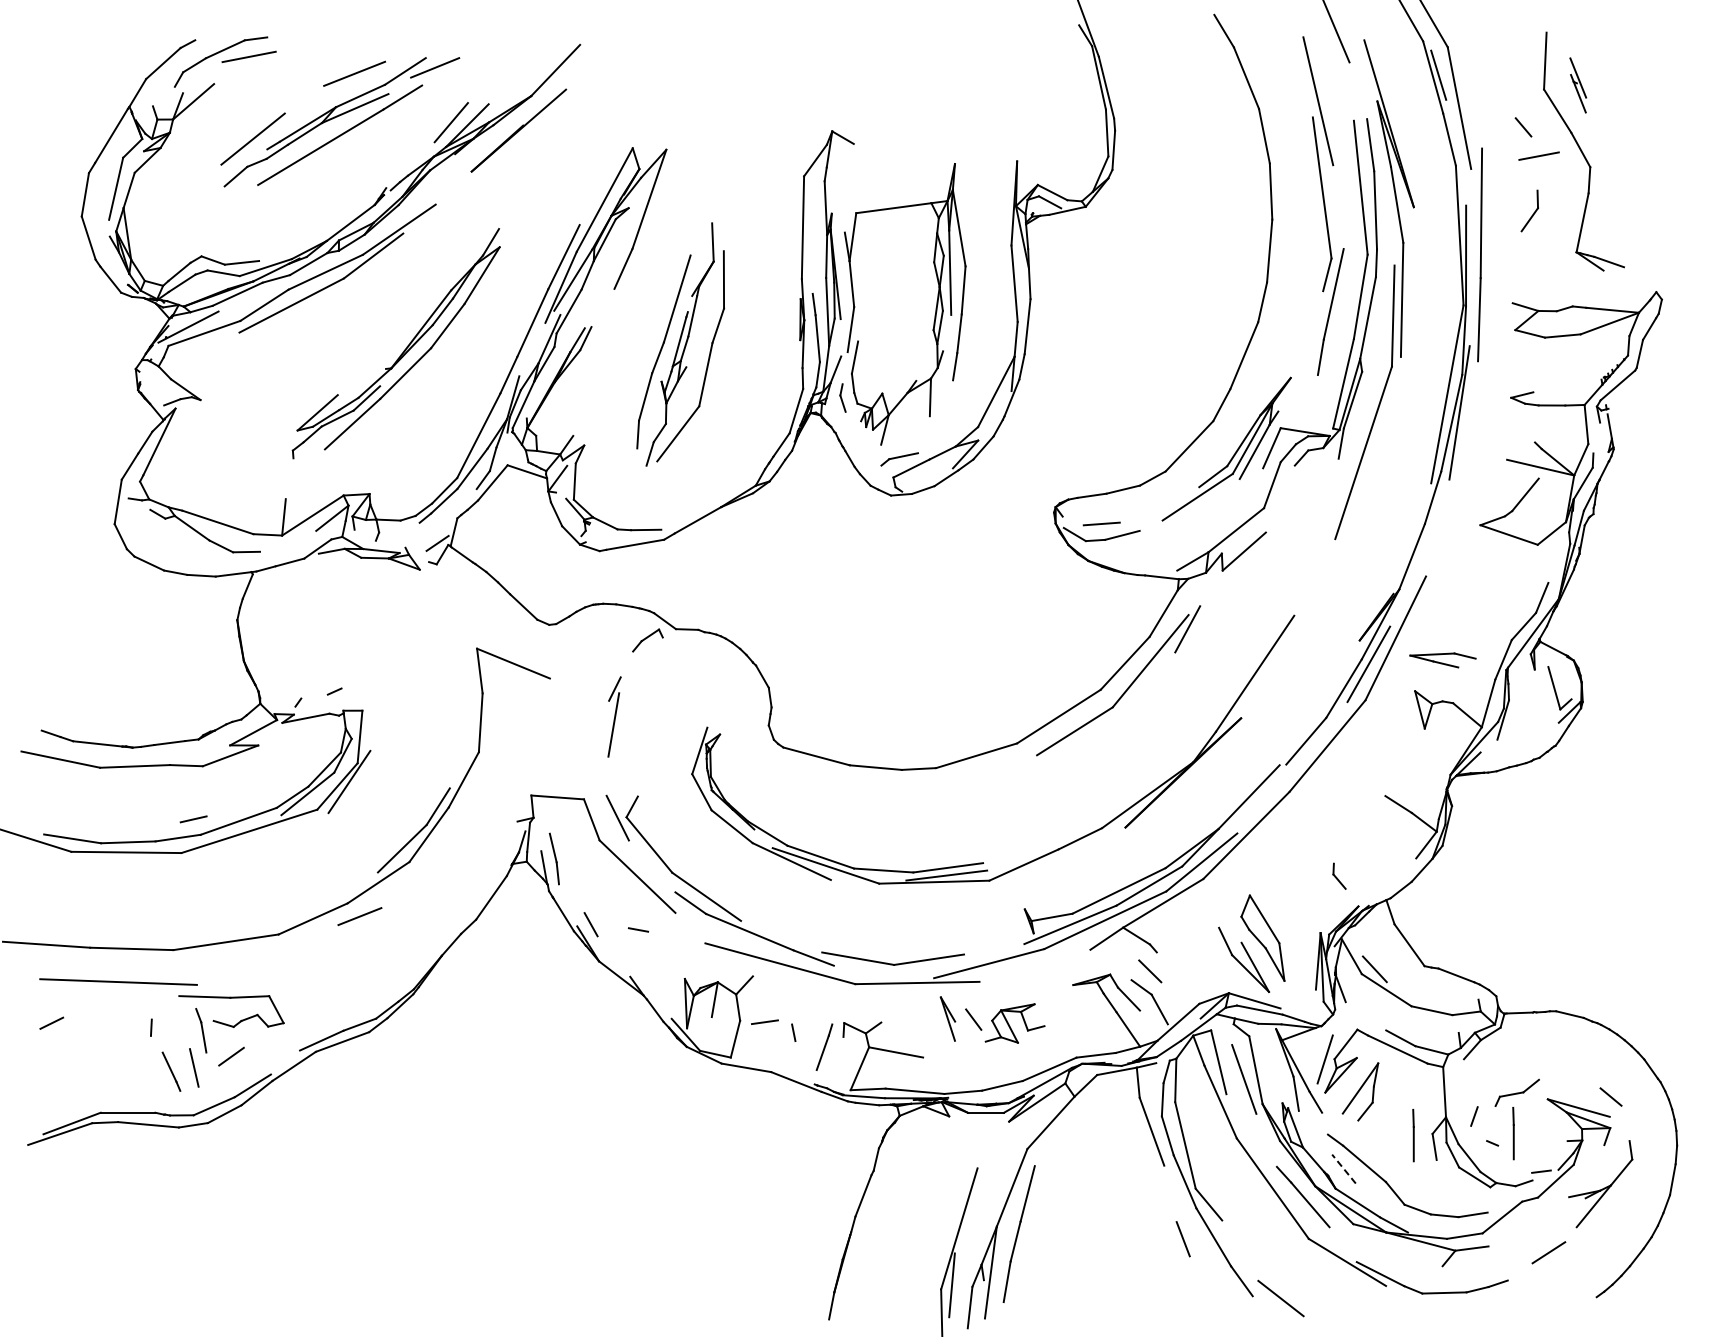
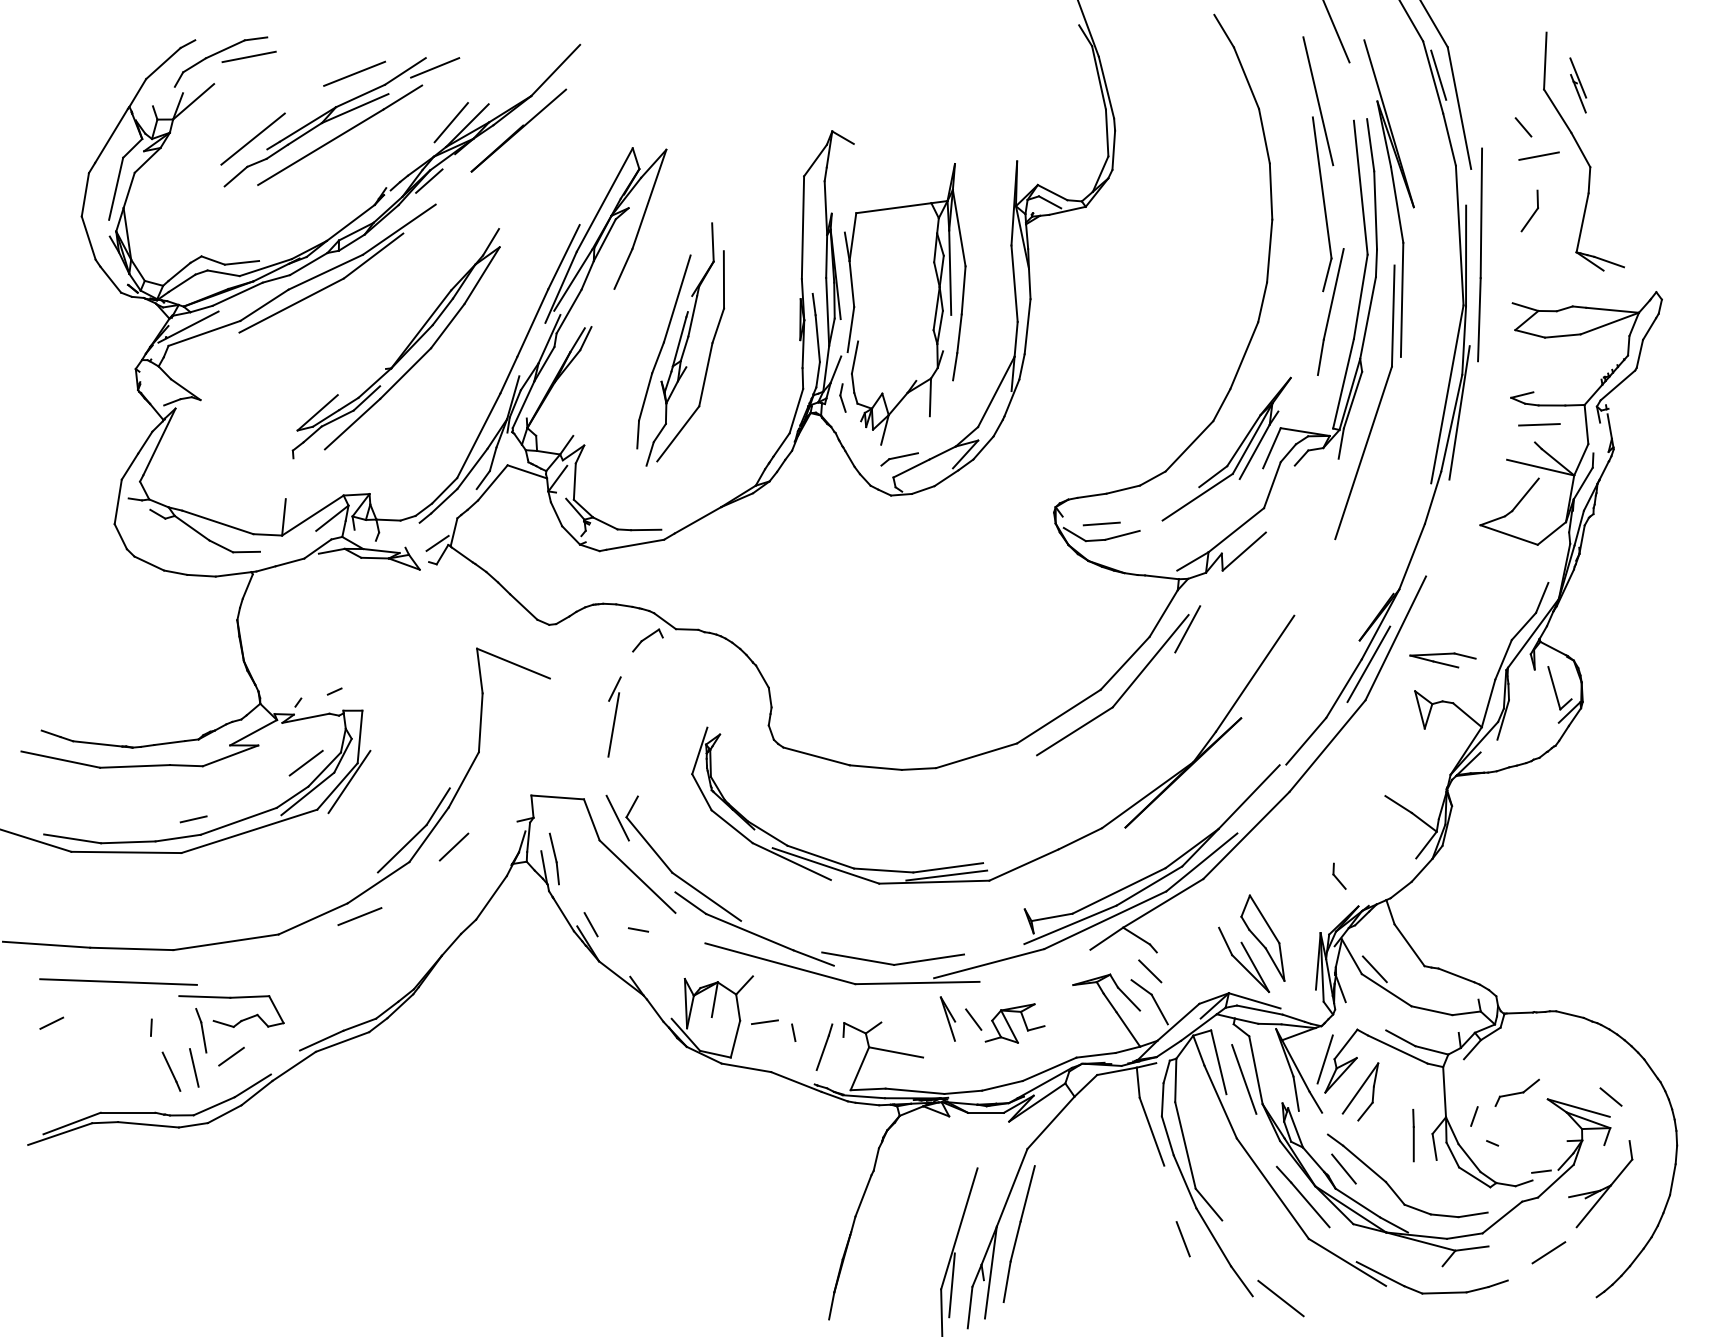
line: none -> present (429, 180)
line: none -> present (1539, 424)
line: none -> present (305, 762)
line: none -> present (453, 846)
line: present -> none (1513, 1133)
line: dashed -> solid (1343, 1169)
